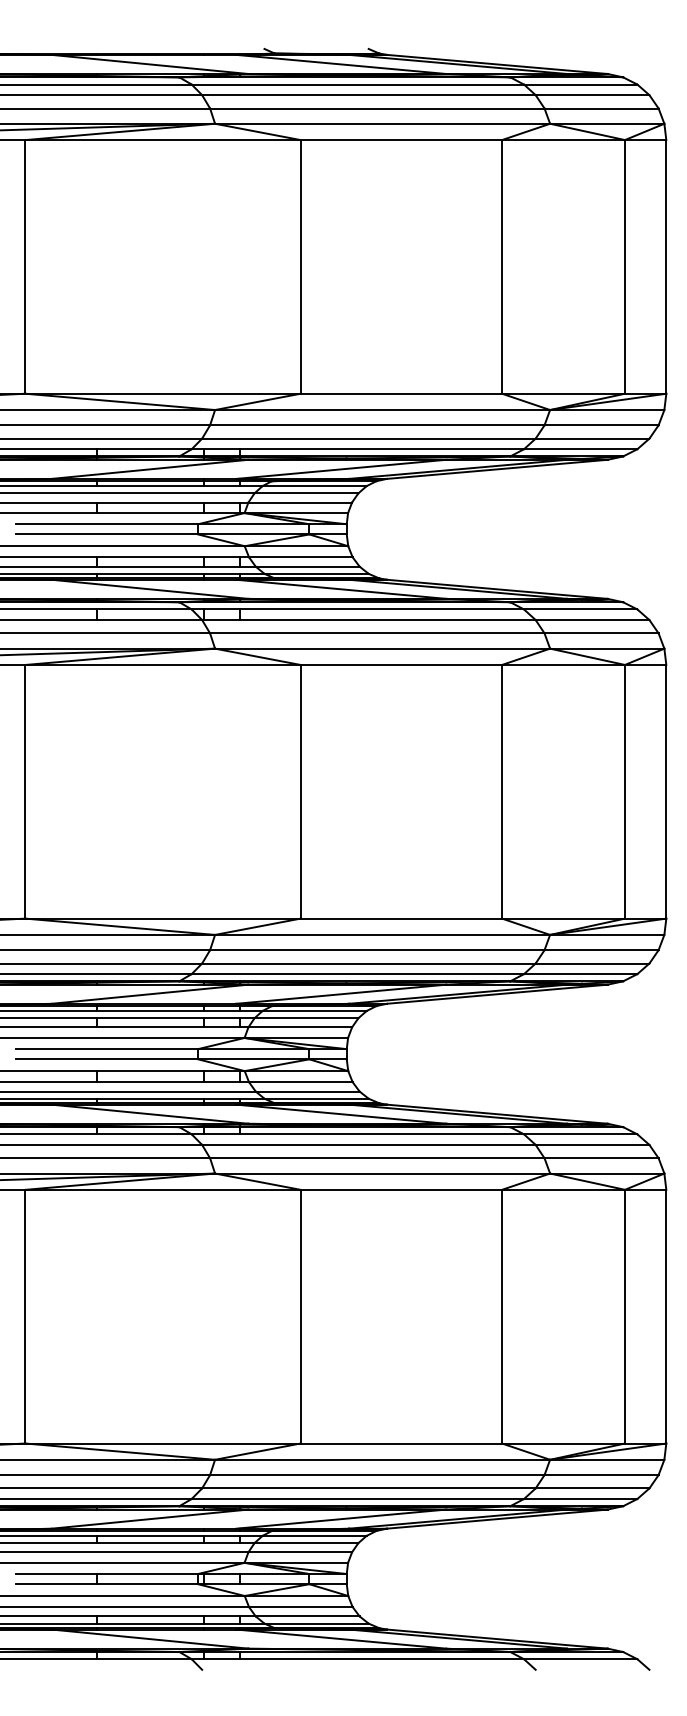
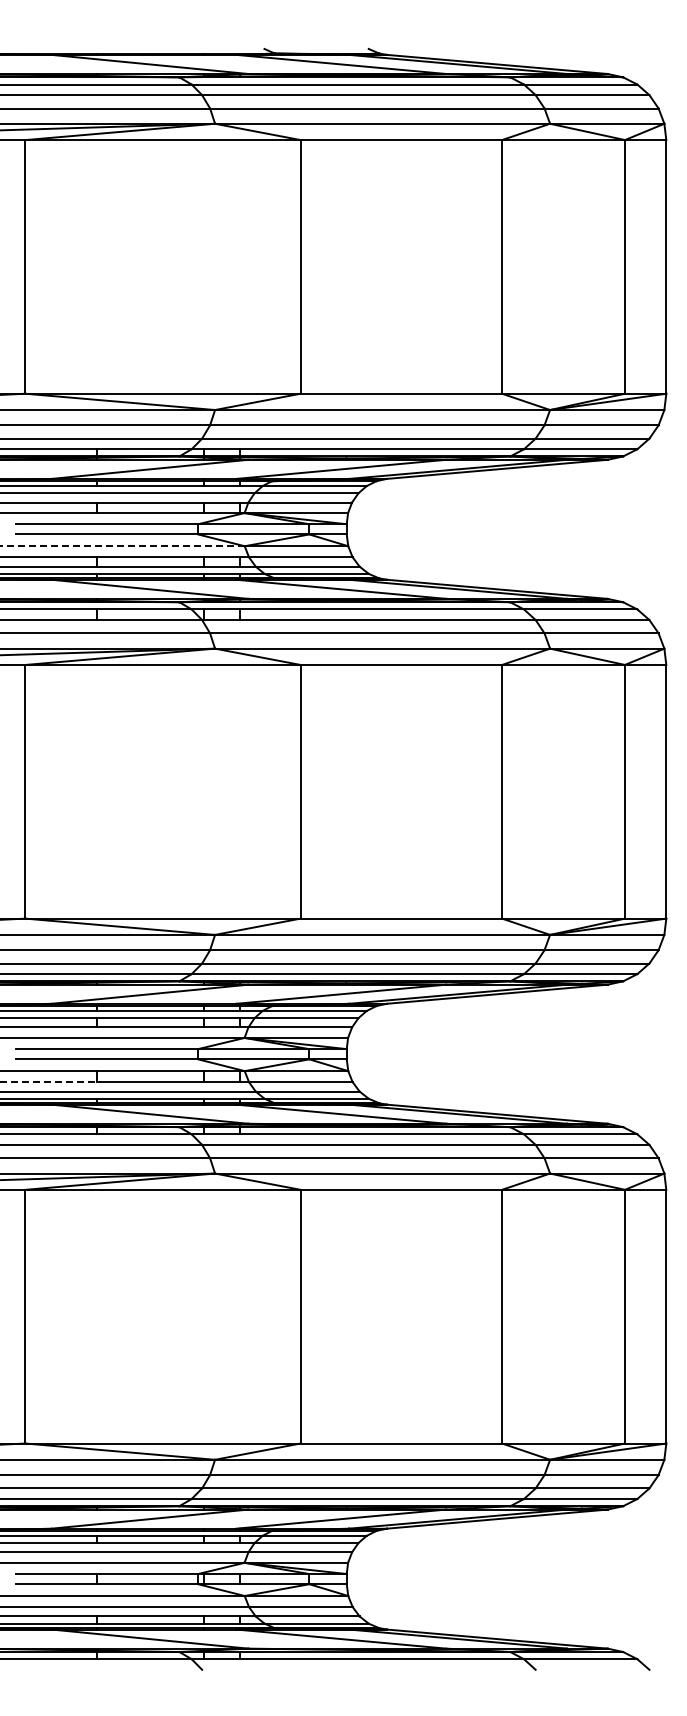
line: solid -> dashed (121, 546)
line: solid -> dashed (48, 1082)
